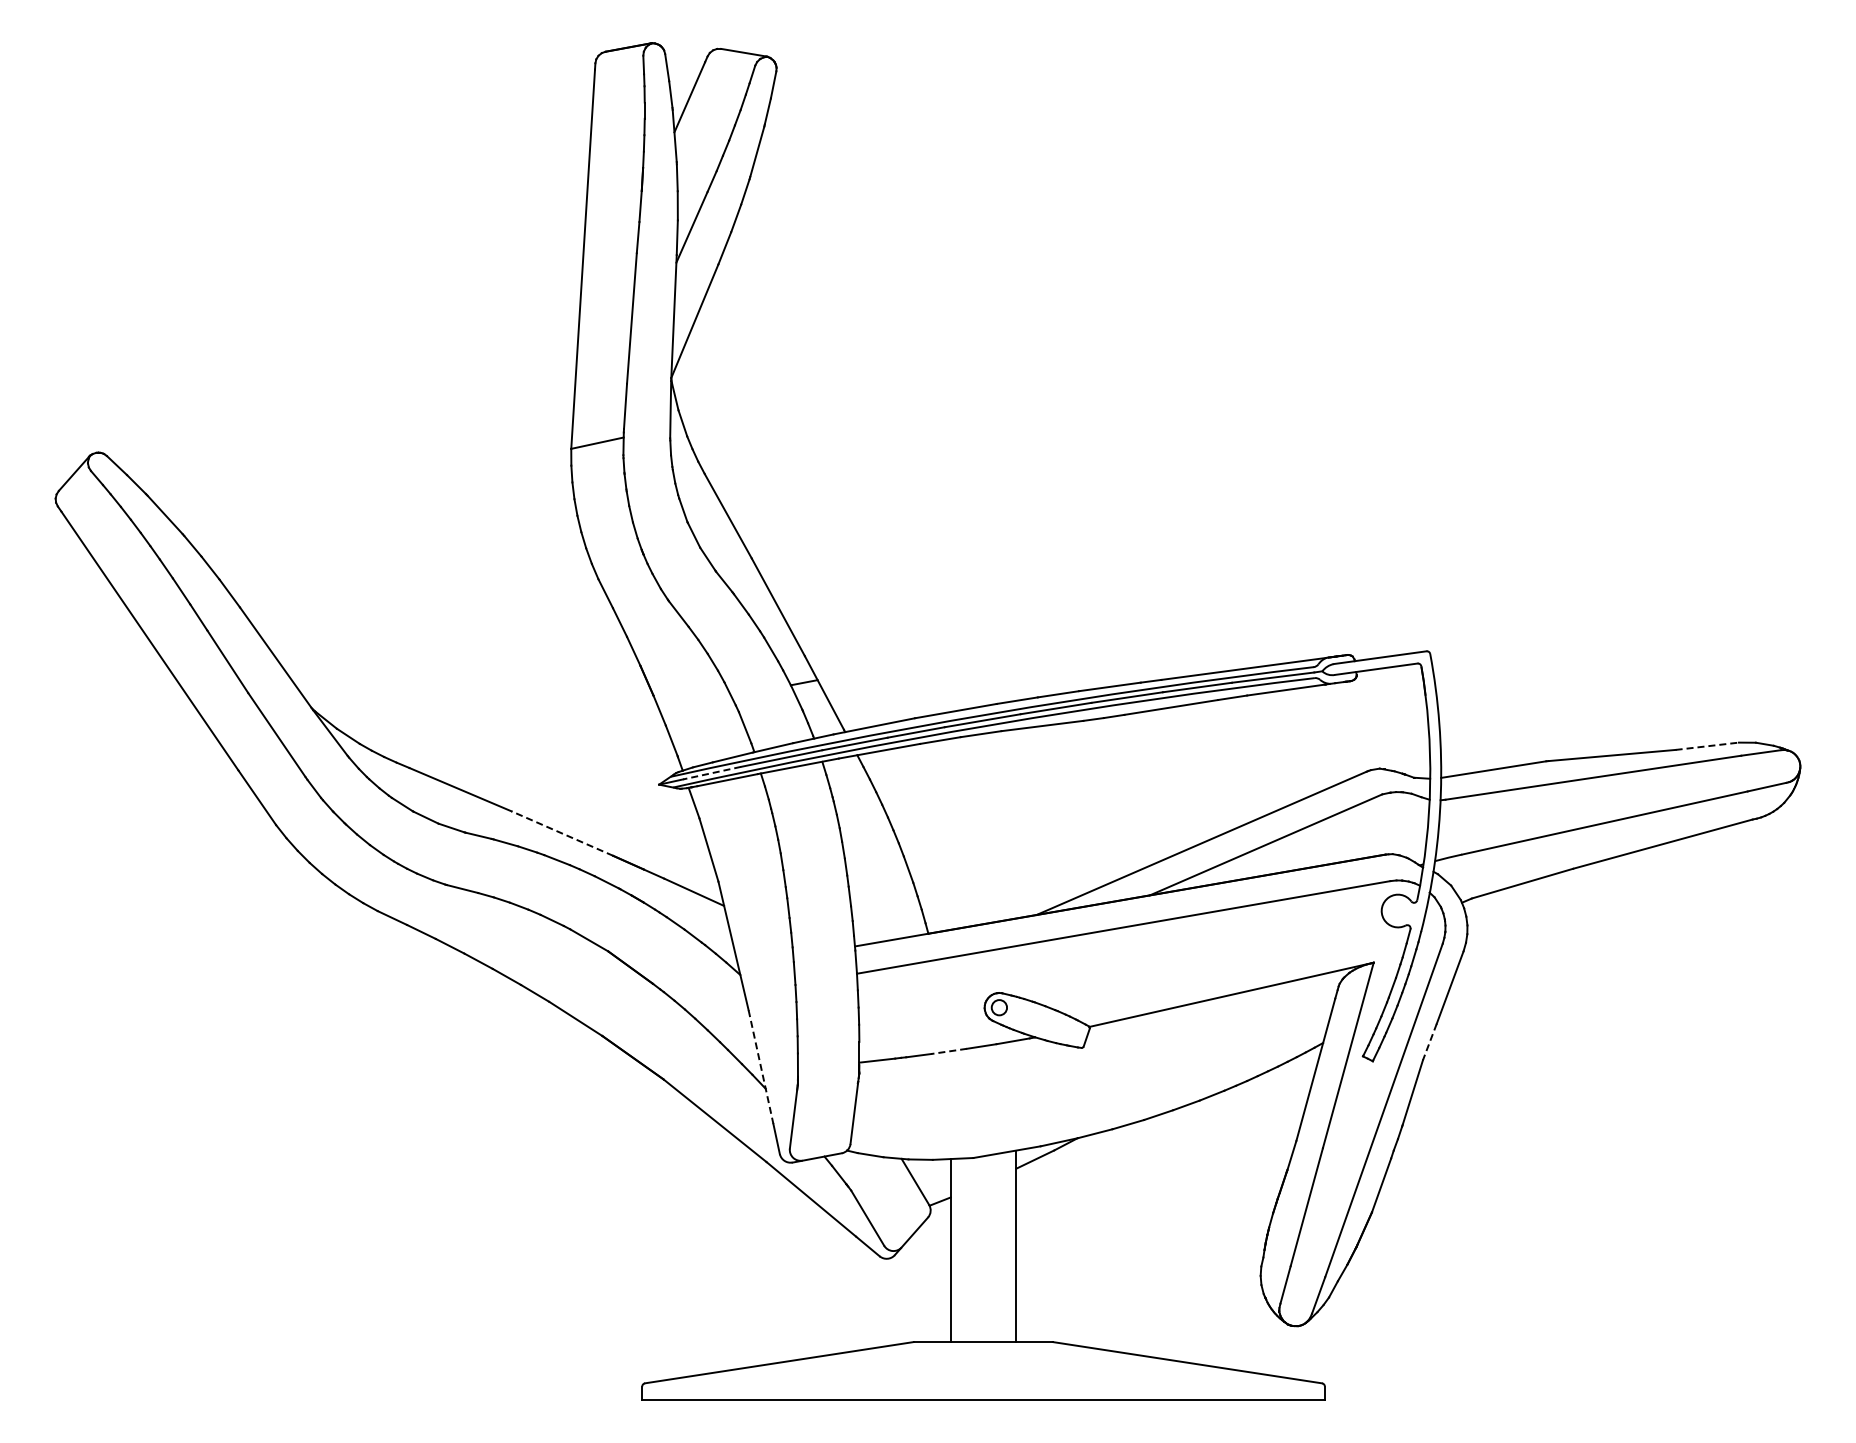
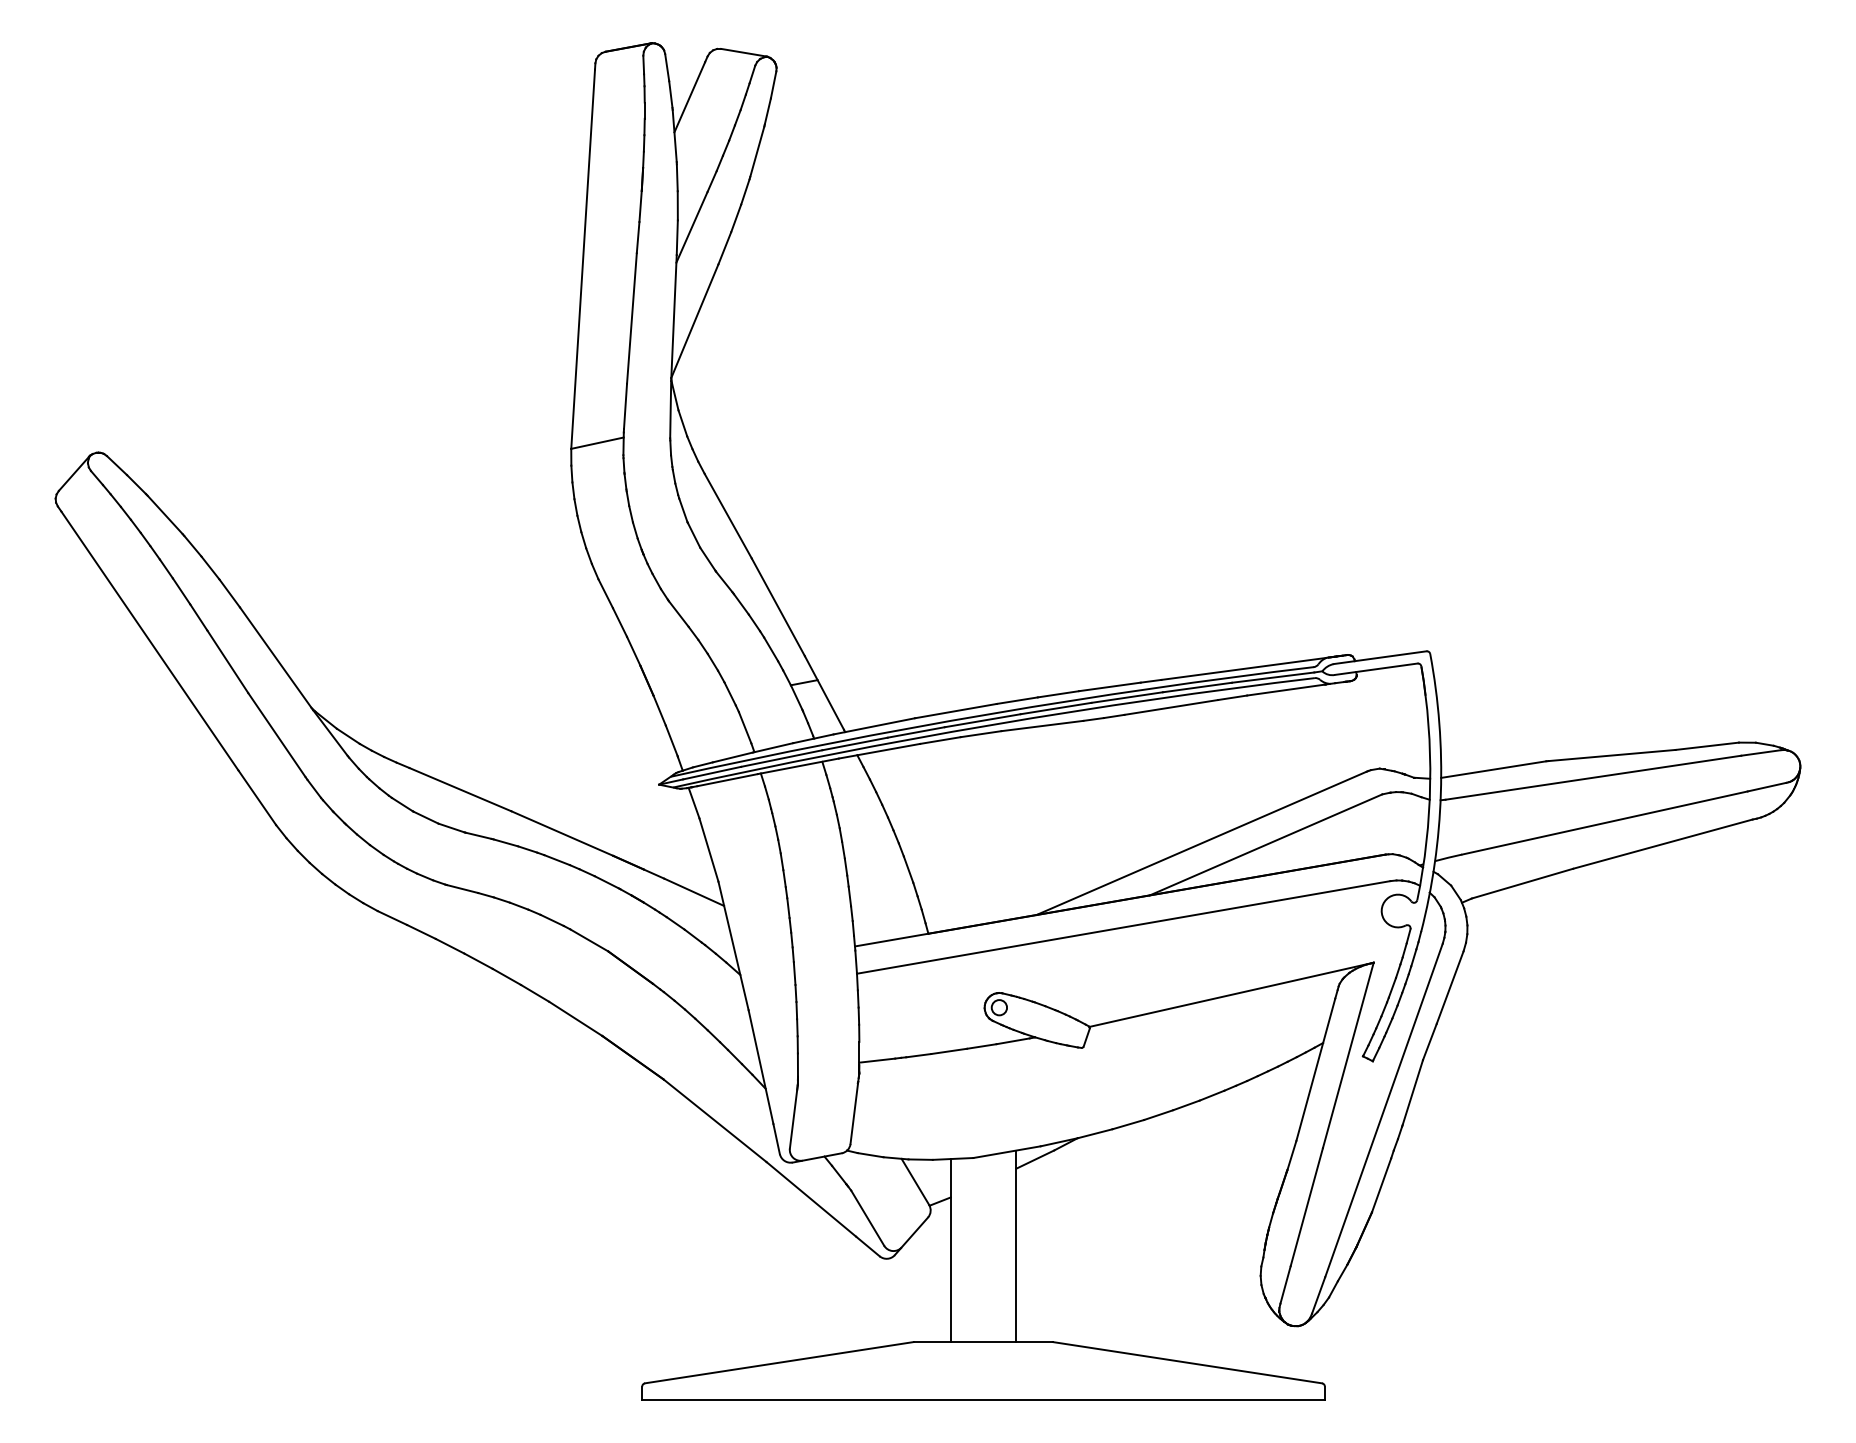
line: dashed -> solid (1707, 746)
line: dashed -> solid (712, 773)
line: dashed -> solid (562, 833)
line: dashed -> solid (1429, 1042)
line: dashed -> solid (948, 1051)
line: dashed -> solid (761, 1067)
